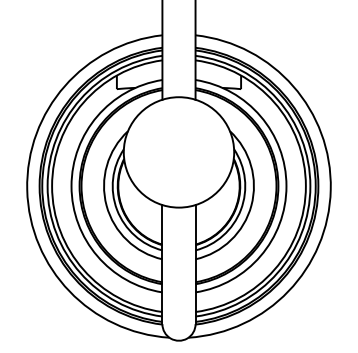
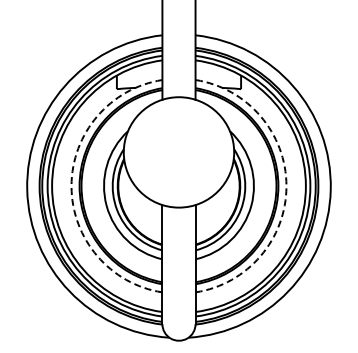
arc: solid -> dashed (71, 186)
arc: solid -> dashed (286, 186)
